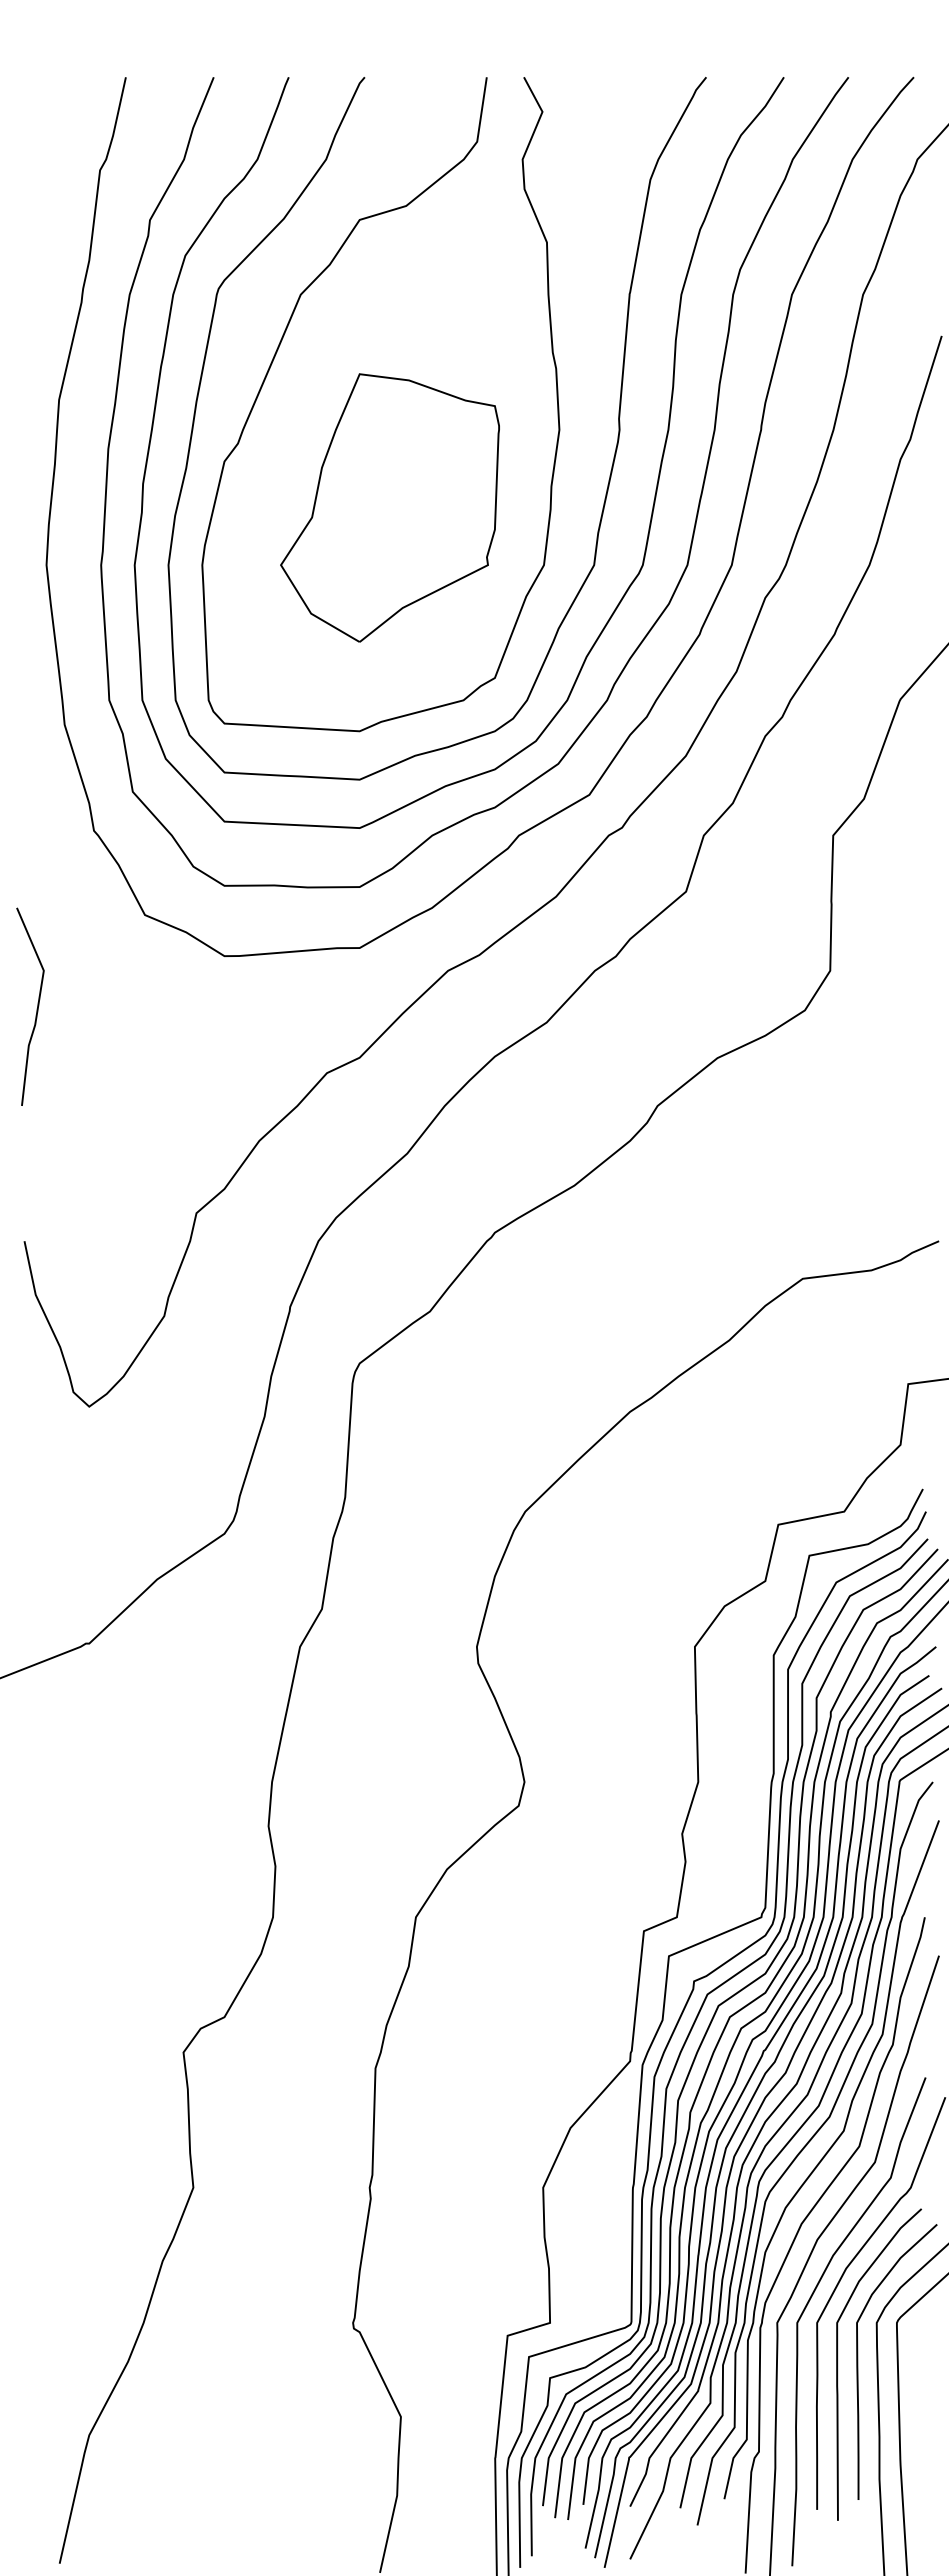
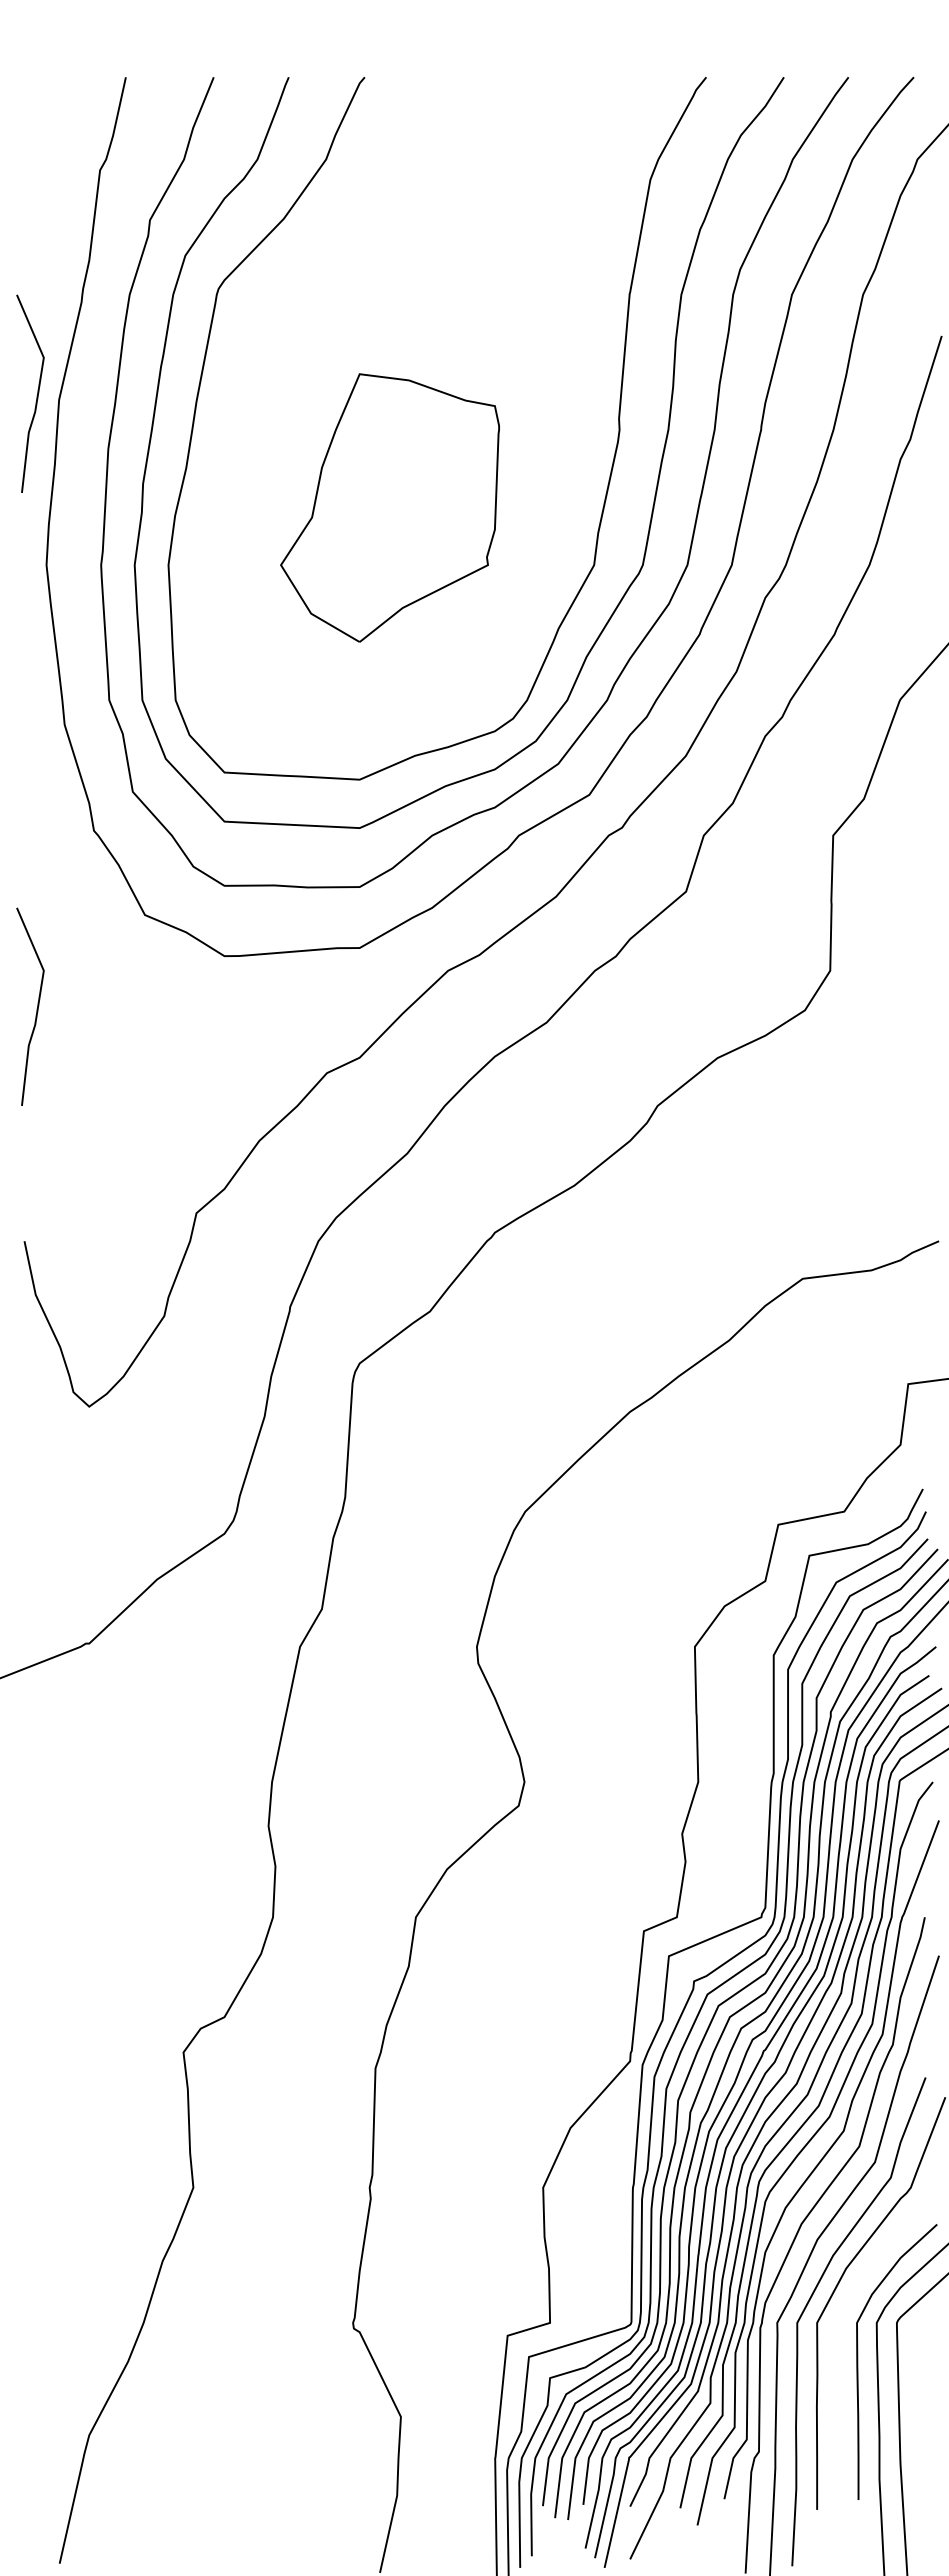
curve: present -> none (275, 357)
line: none -> present (36, 395)
curve: present -> none (838, 2364)
